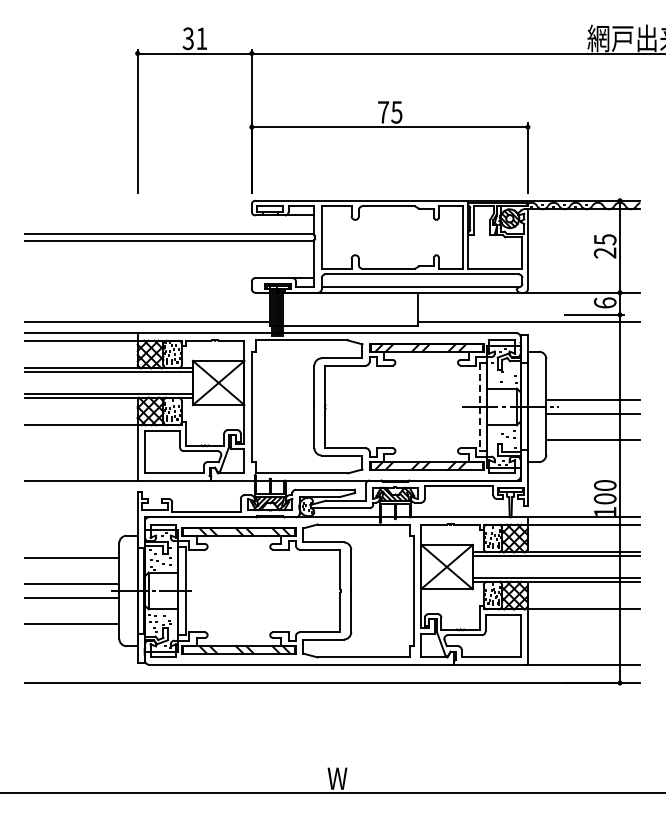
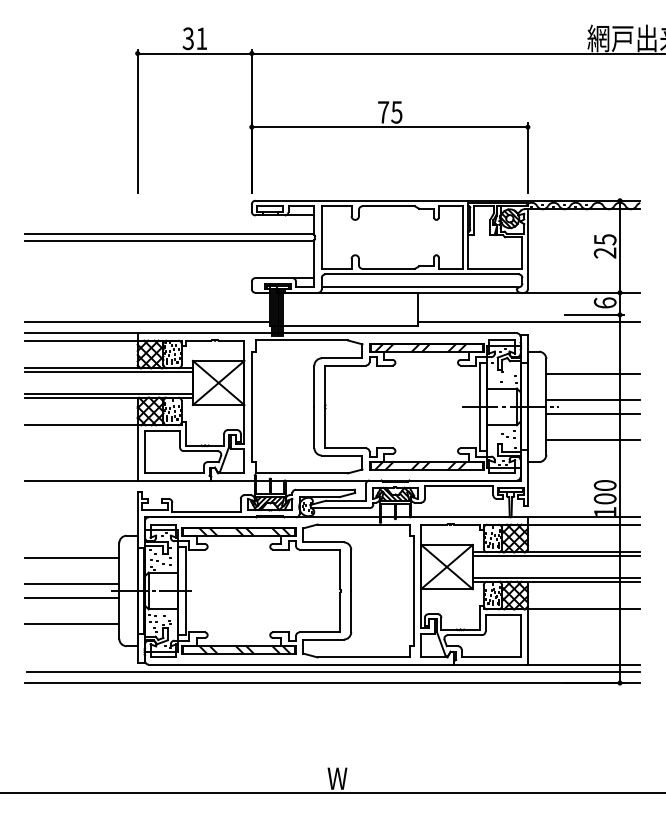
line: none -> present (593, 373)
line: dashed -> solid (480, 407)
line: none -> present (333, 671)
